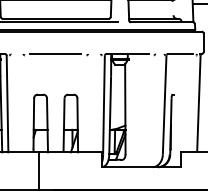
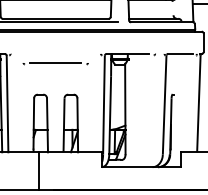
part position: (55, 54) -> (55, 63) (55, 63)
